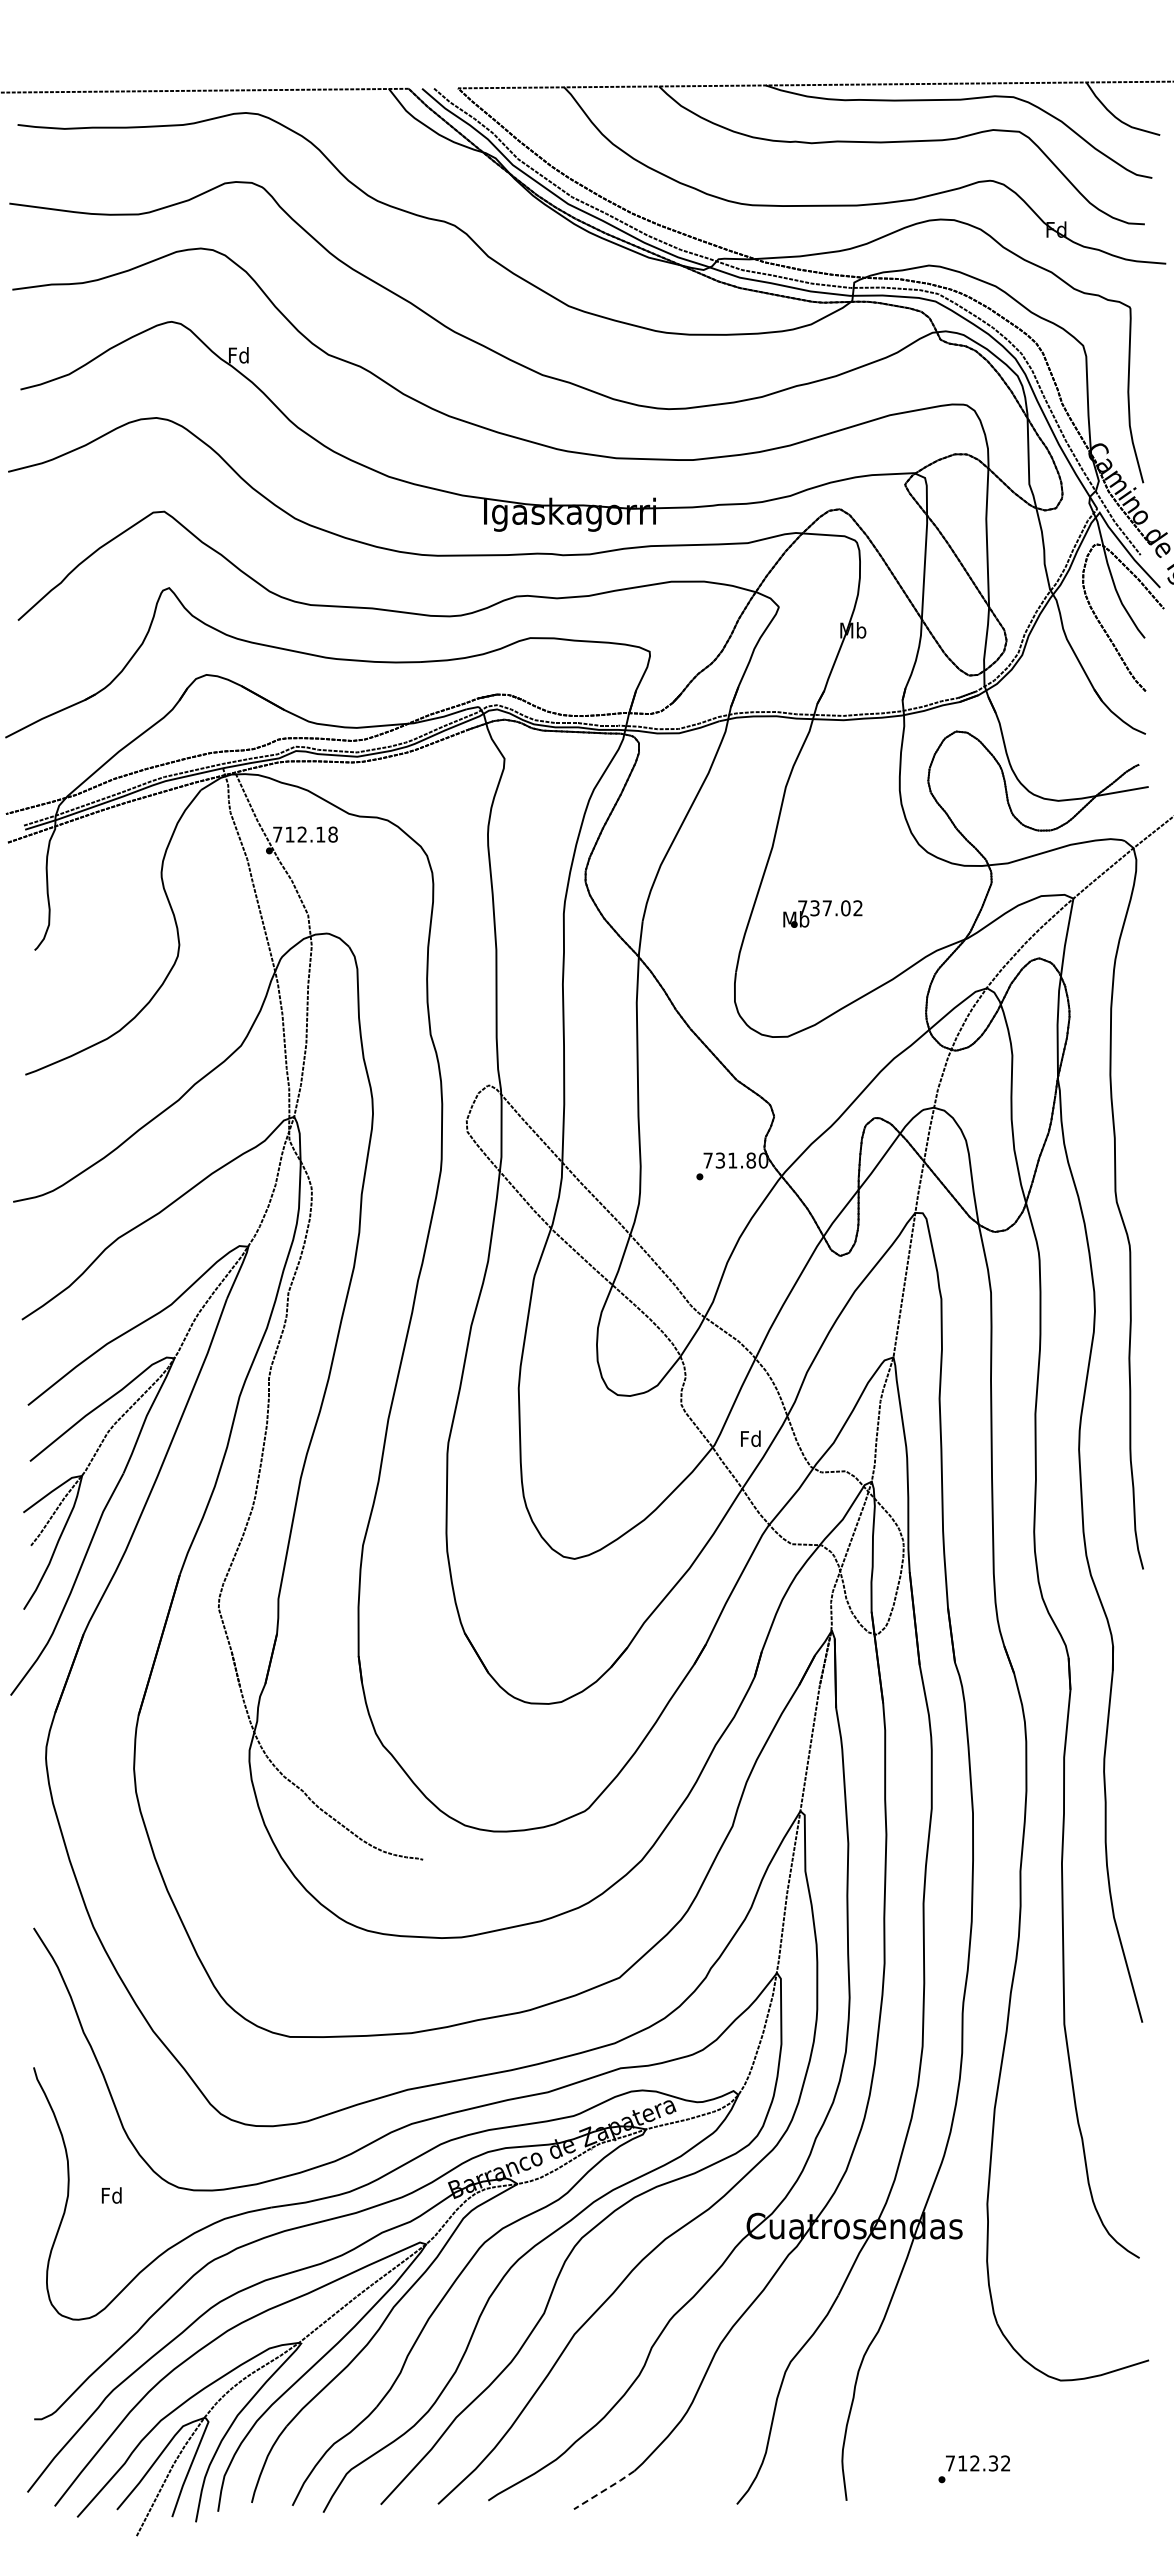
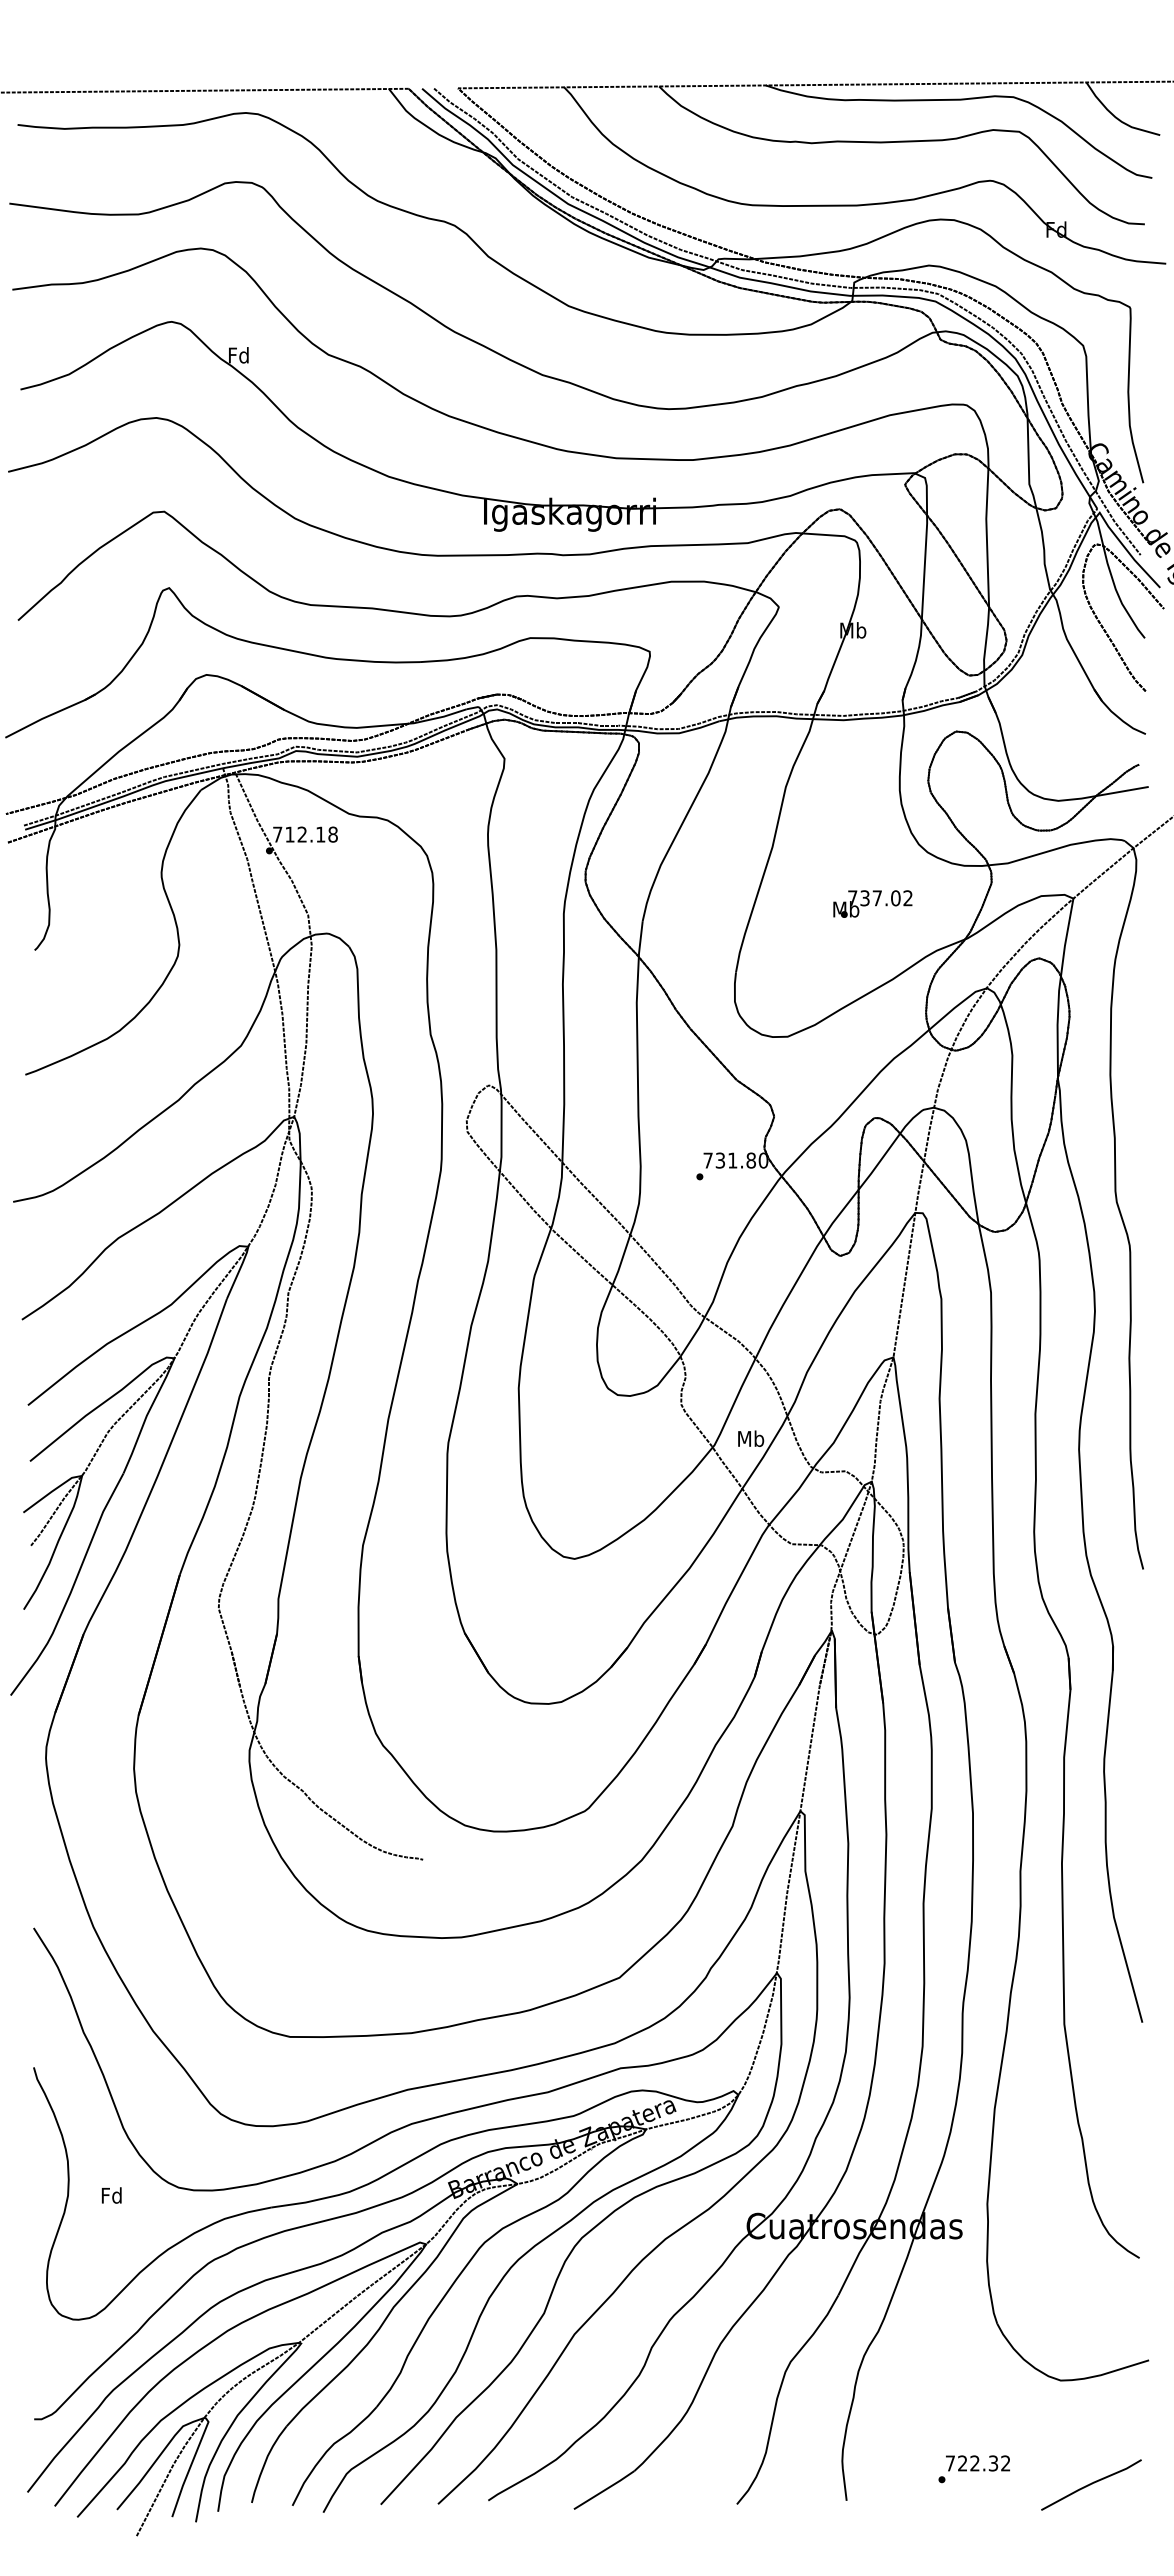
text position: (822, 913) -> (872, 903) (872, 903)
text: Fd -> Mb (751, 1438)
text: 712.32 -> 722.32 (962, 2463)
line: none -> present (1091, 2484)
line: dashed -> solid (605, 2490)
